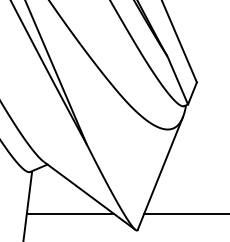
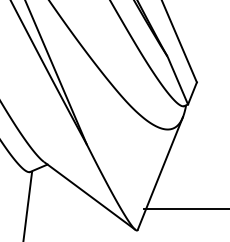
line: present -> none (70, 213)
line position: (185, 213) -> (185, 208) (185, 208)
